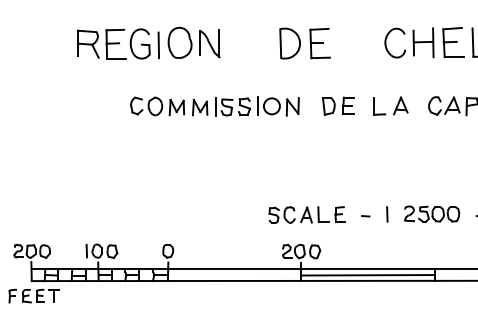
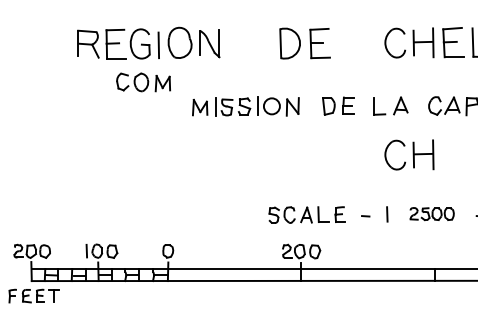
part position: (157, 106) -> (143, 82) (143, 82)
part: none -> present (409, 154)
part size: 57x18 px -> 46x15 px (431, 214)
line: present -> none (368, 275)
